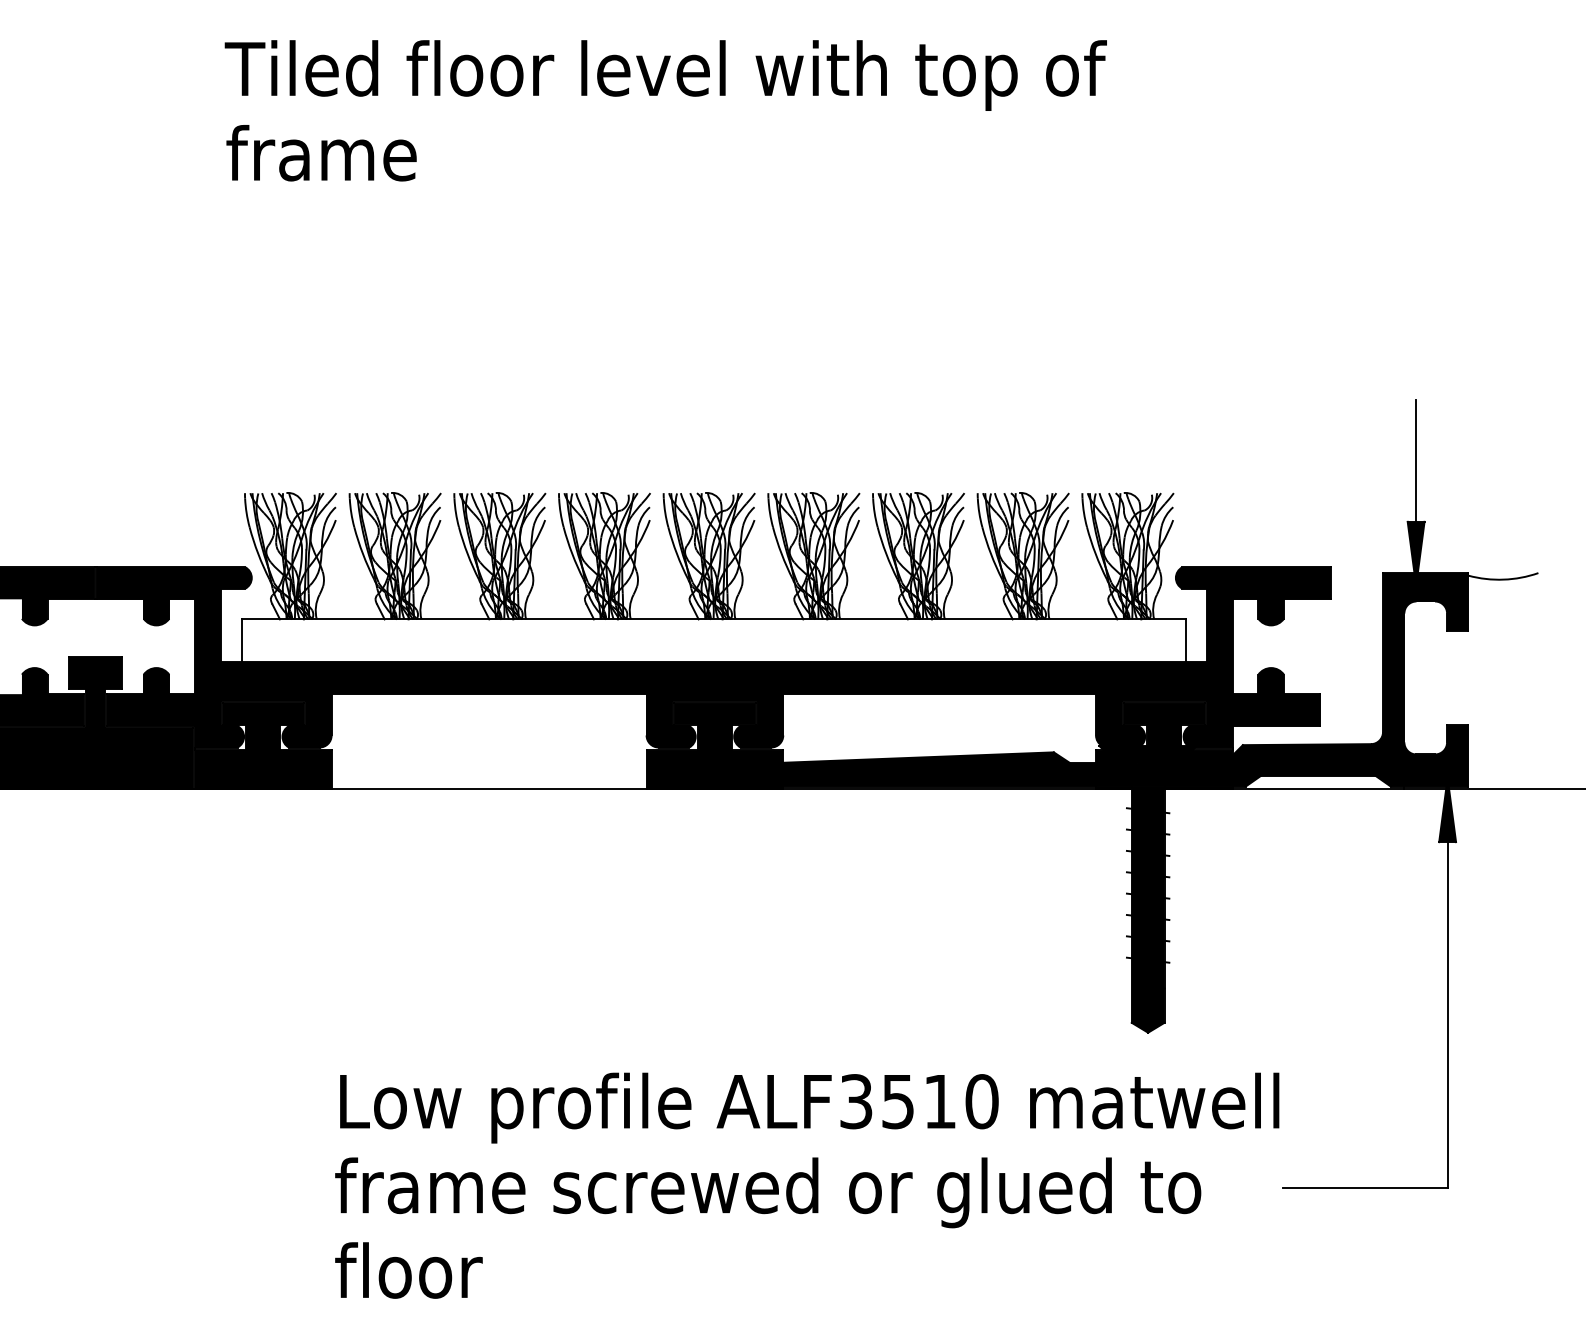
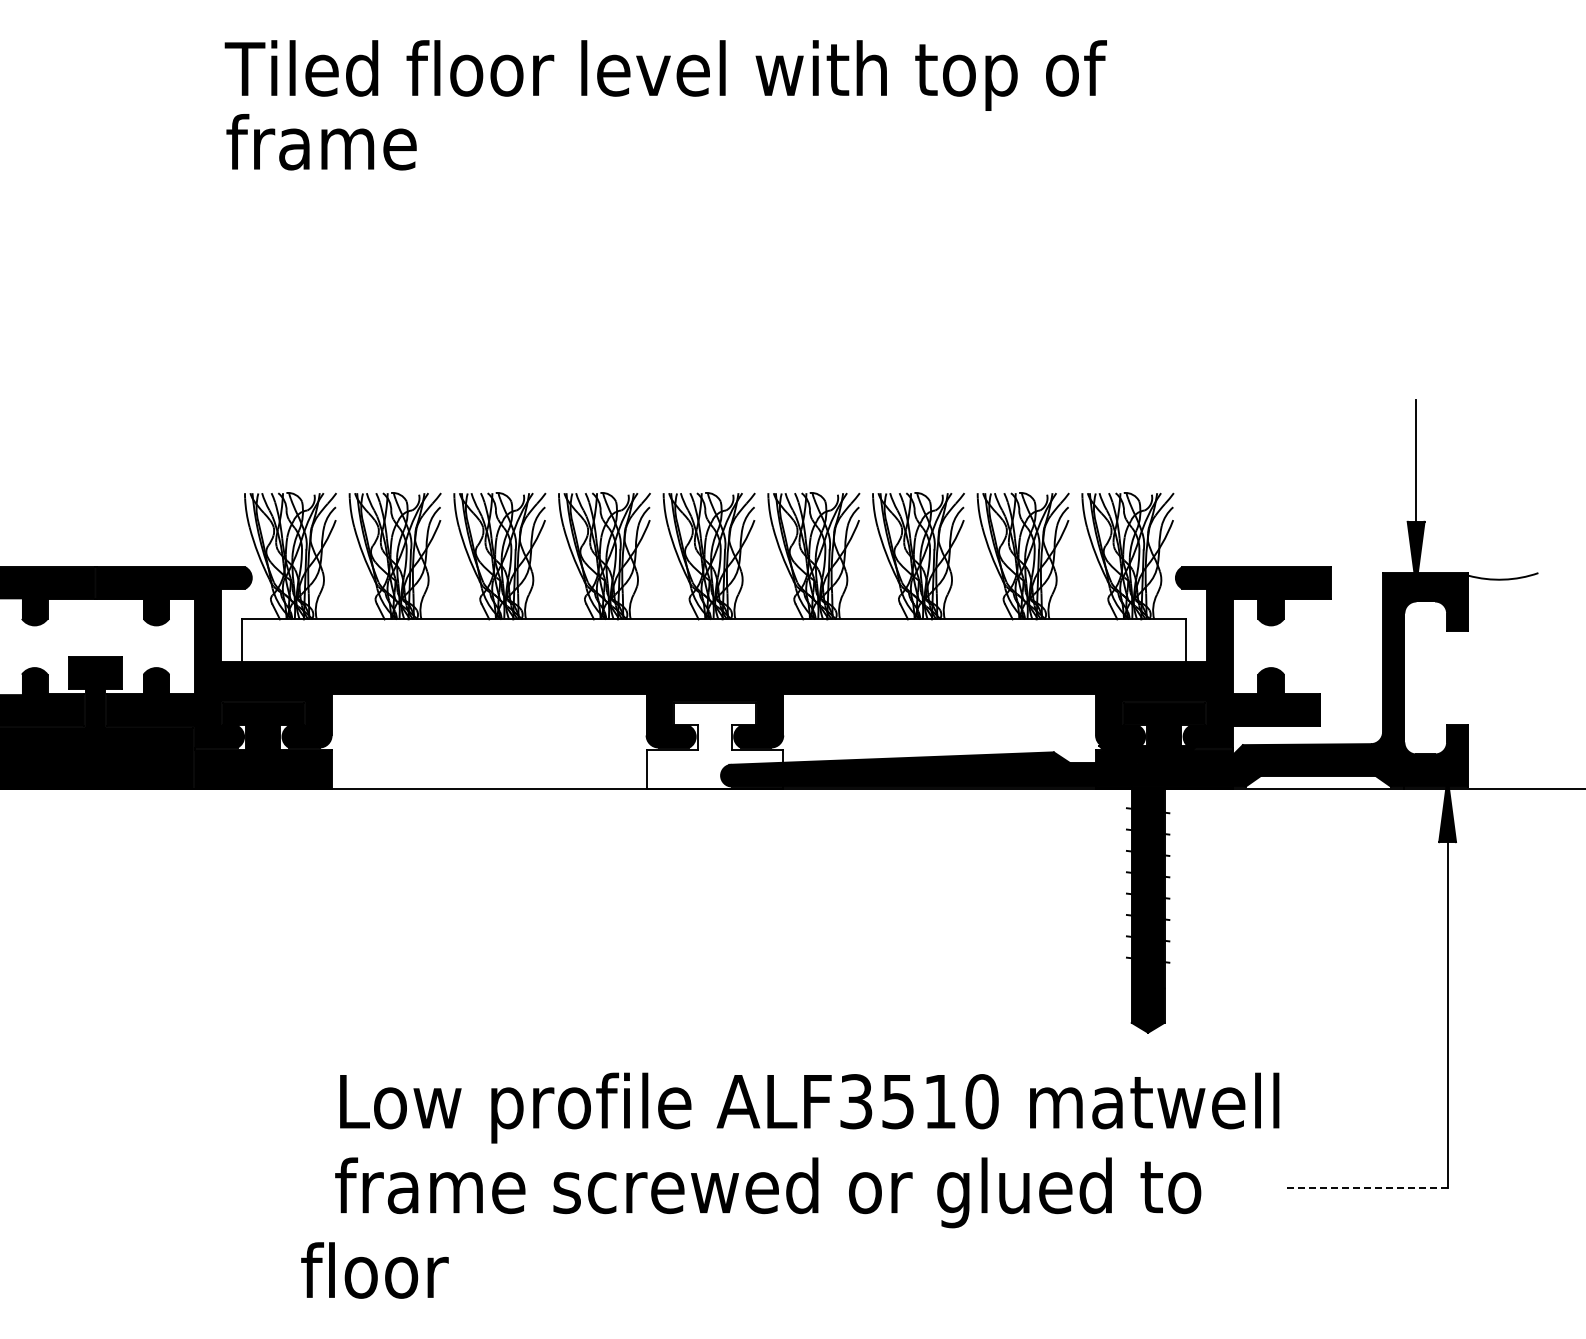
text position: (321, 153) -> (321, 142) (321, 142)
fill: present -> none (714, 745)
line: solid -> dashed (1364, 1187)
text position: (408, 1270) -> (374, 1270) (374, 1270)
